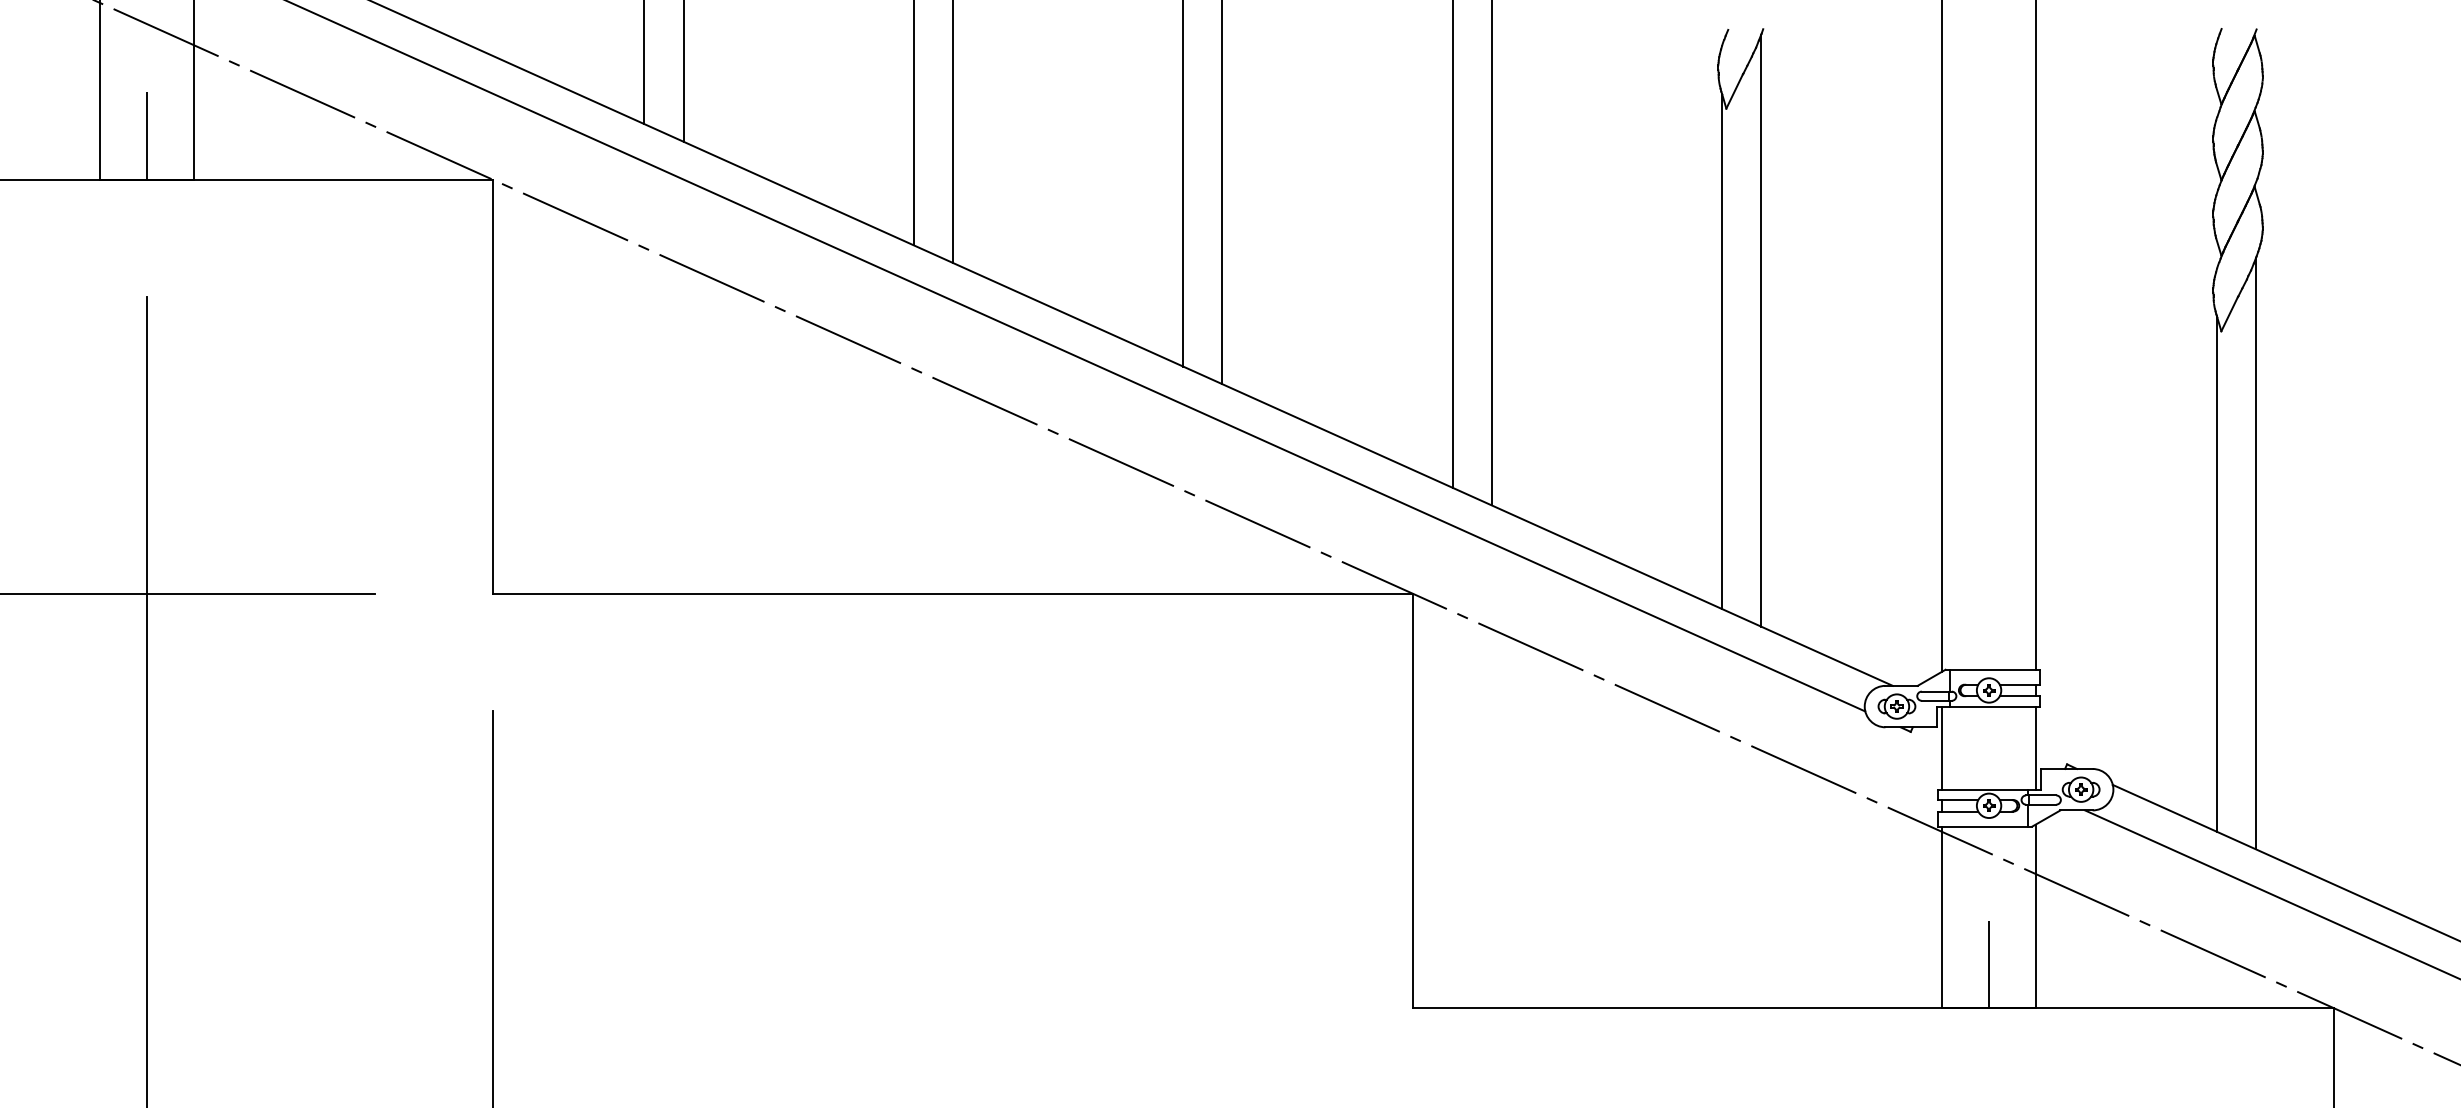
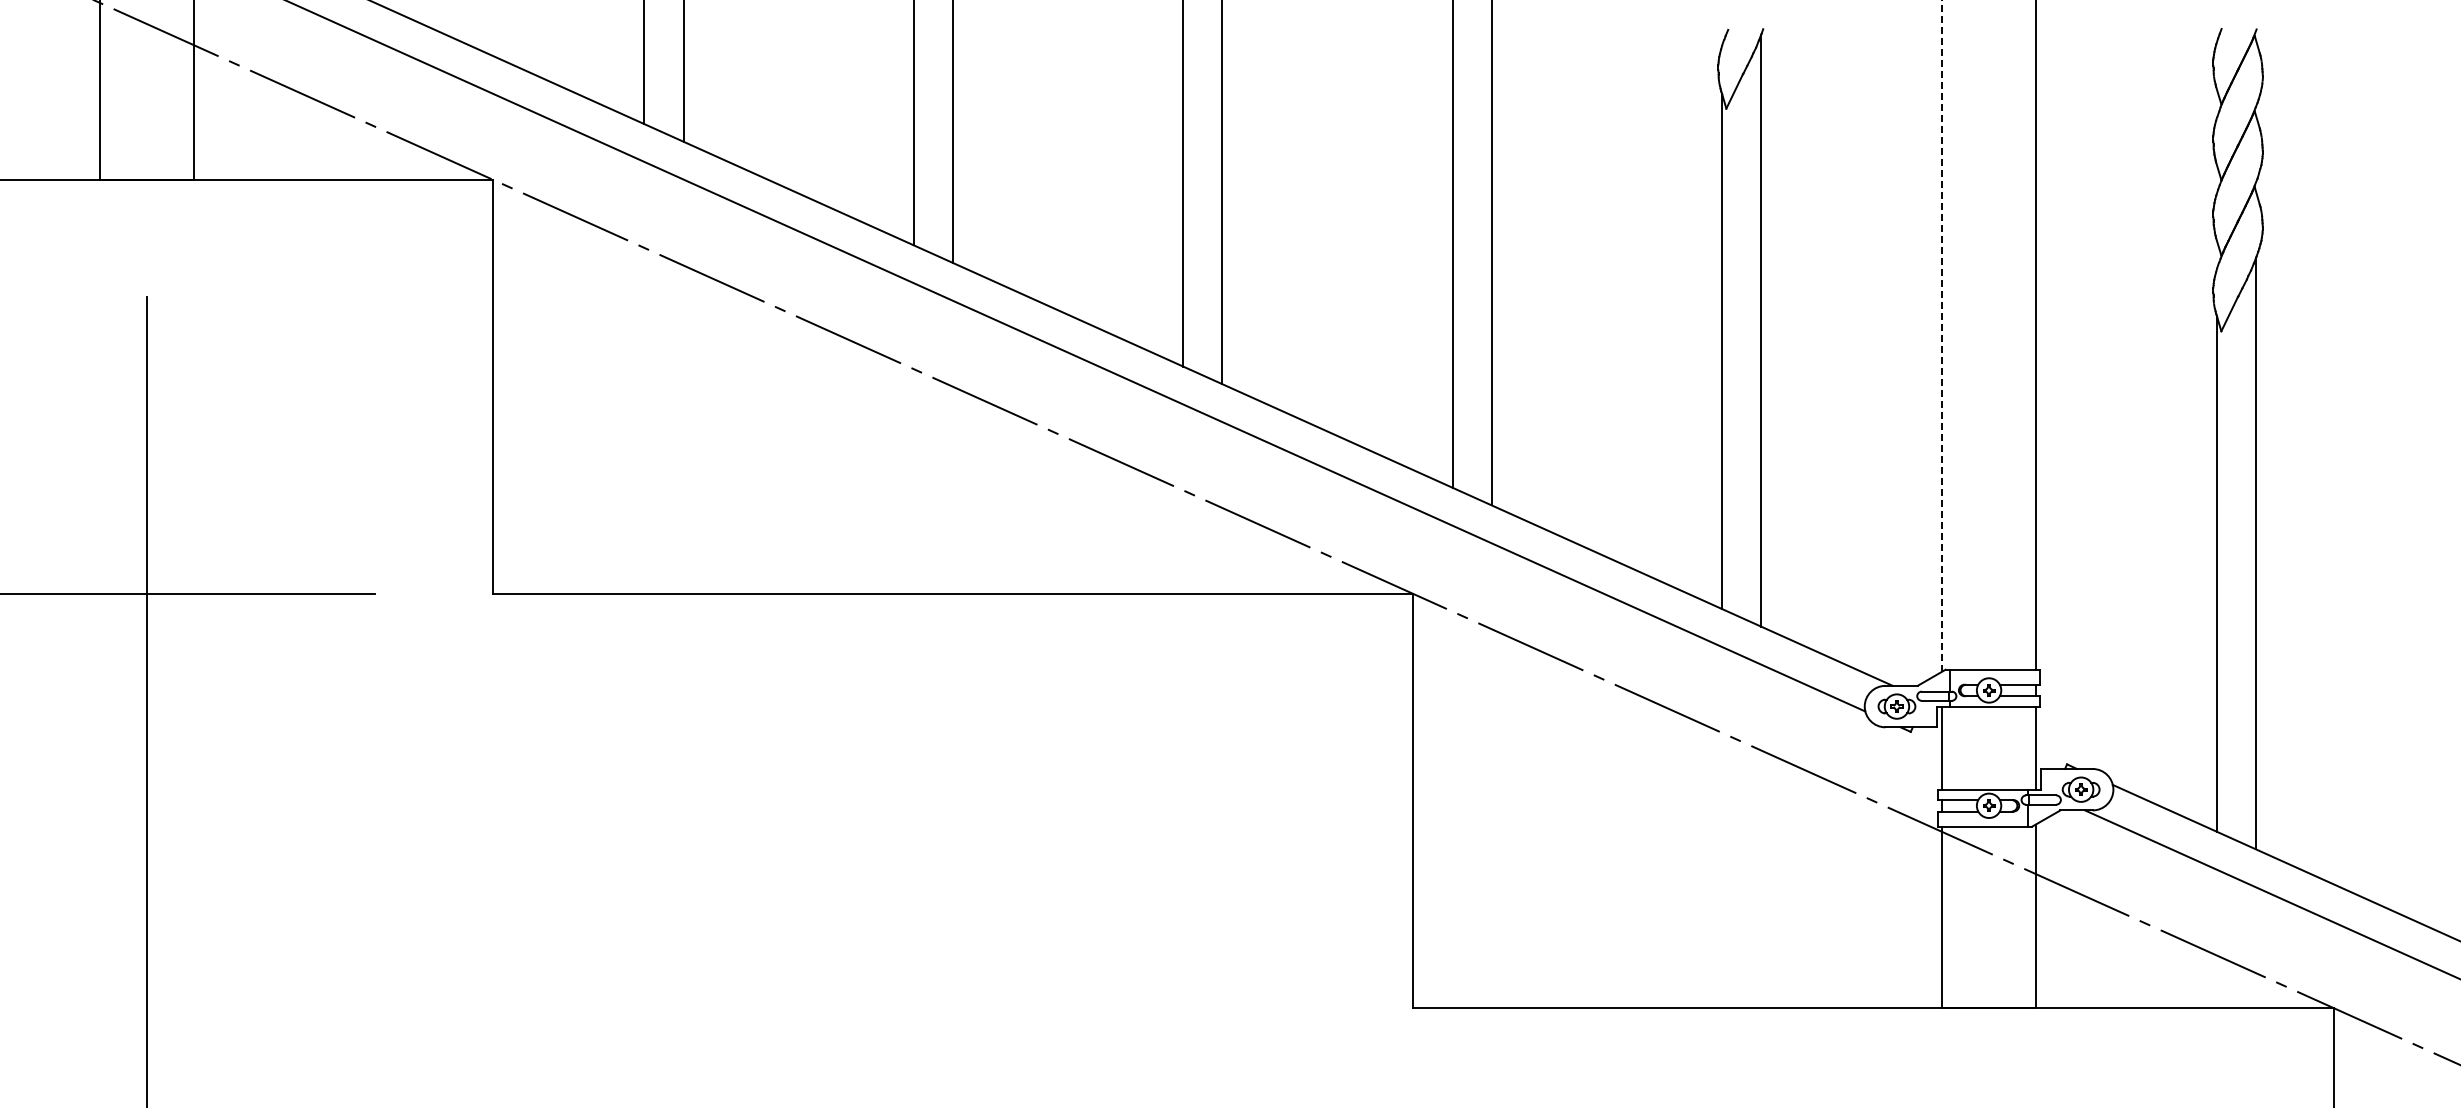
line: present -> none (147, 135)
line: solid -> dashed (1942, 335)
line: present -> none (492, 907)
line: present -> none (1989, 964)
